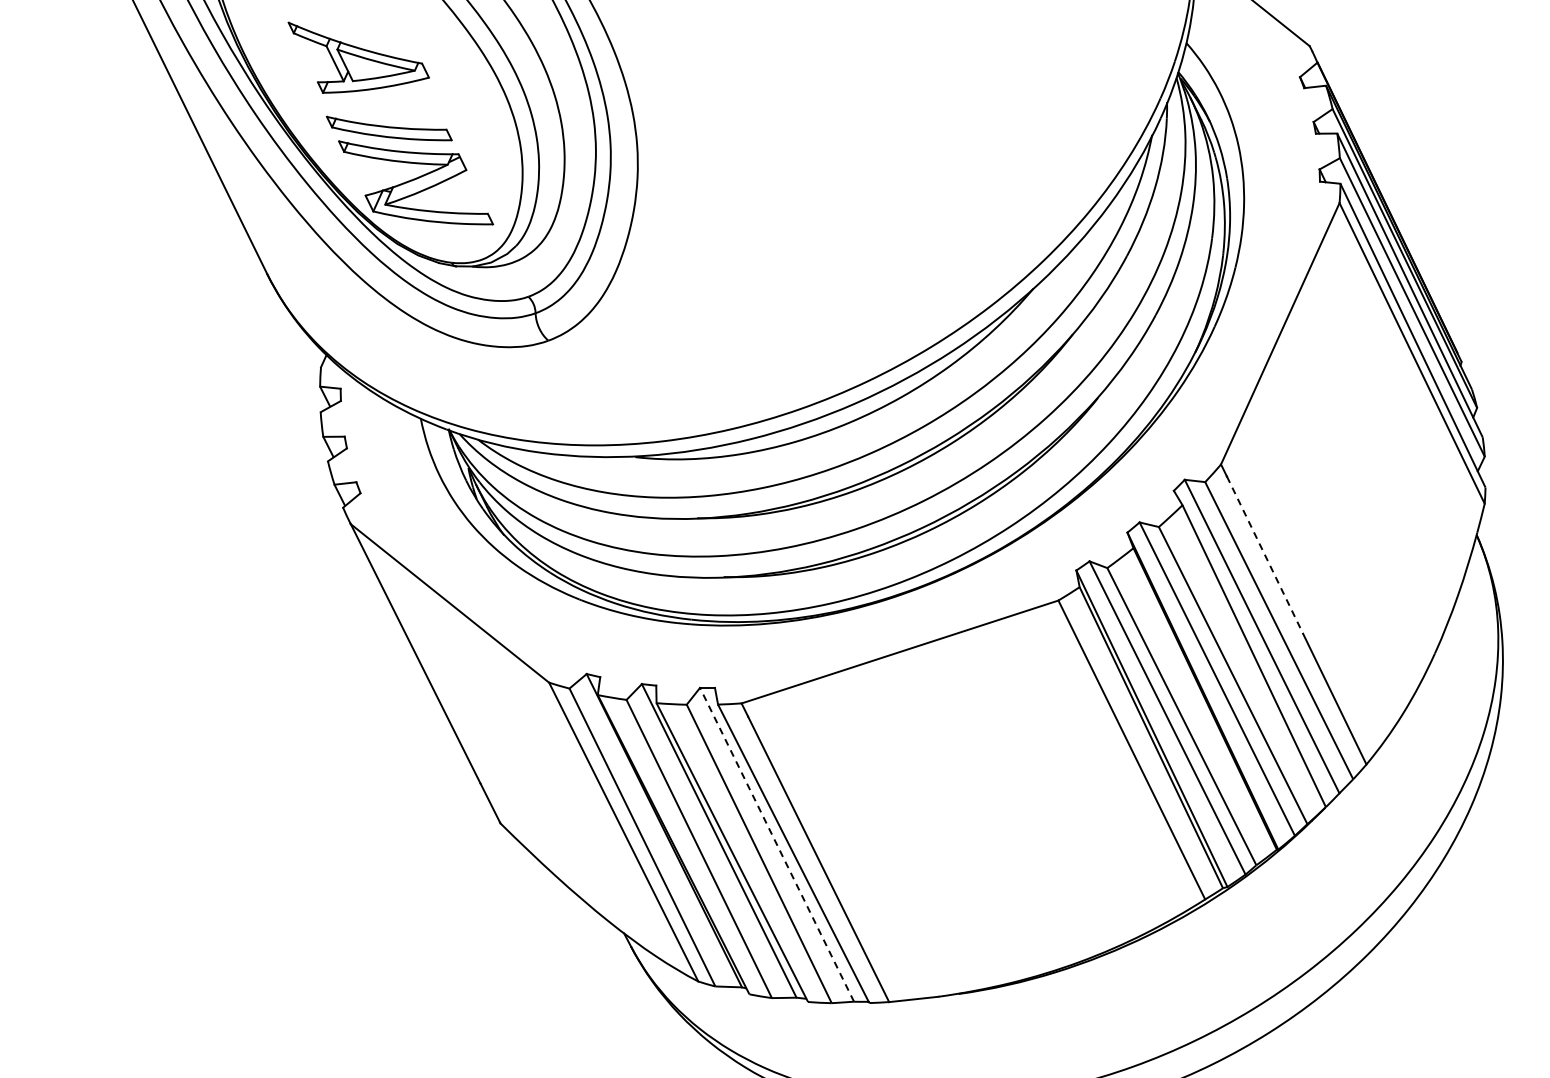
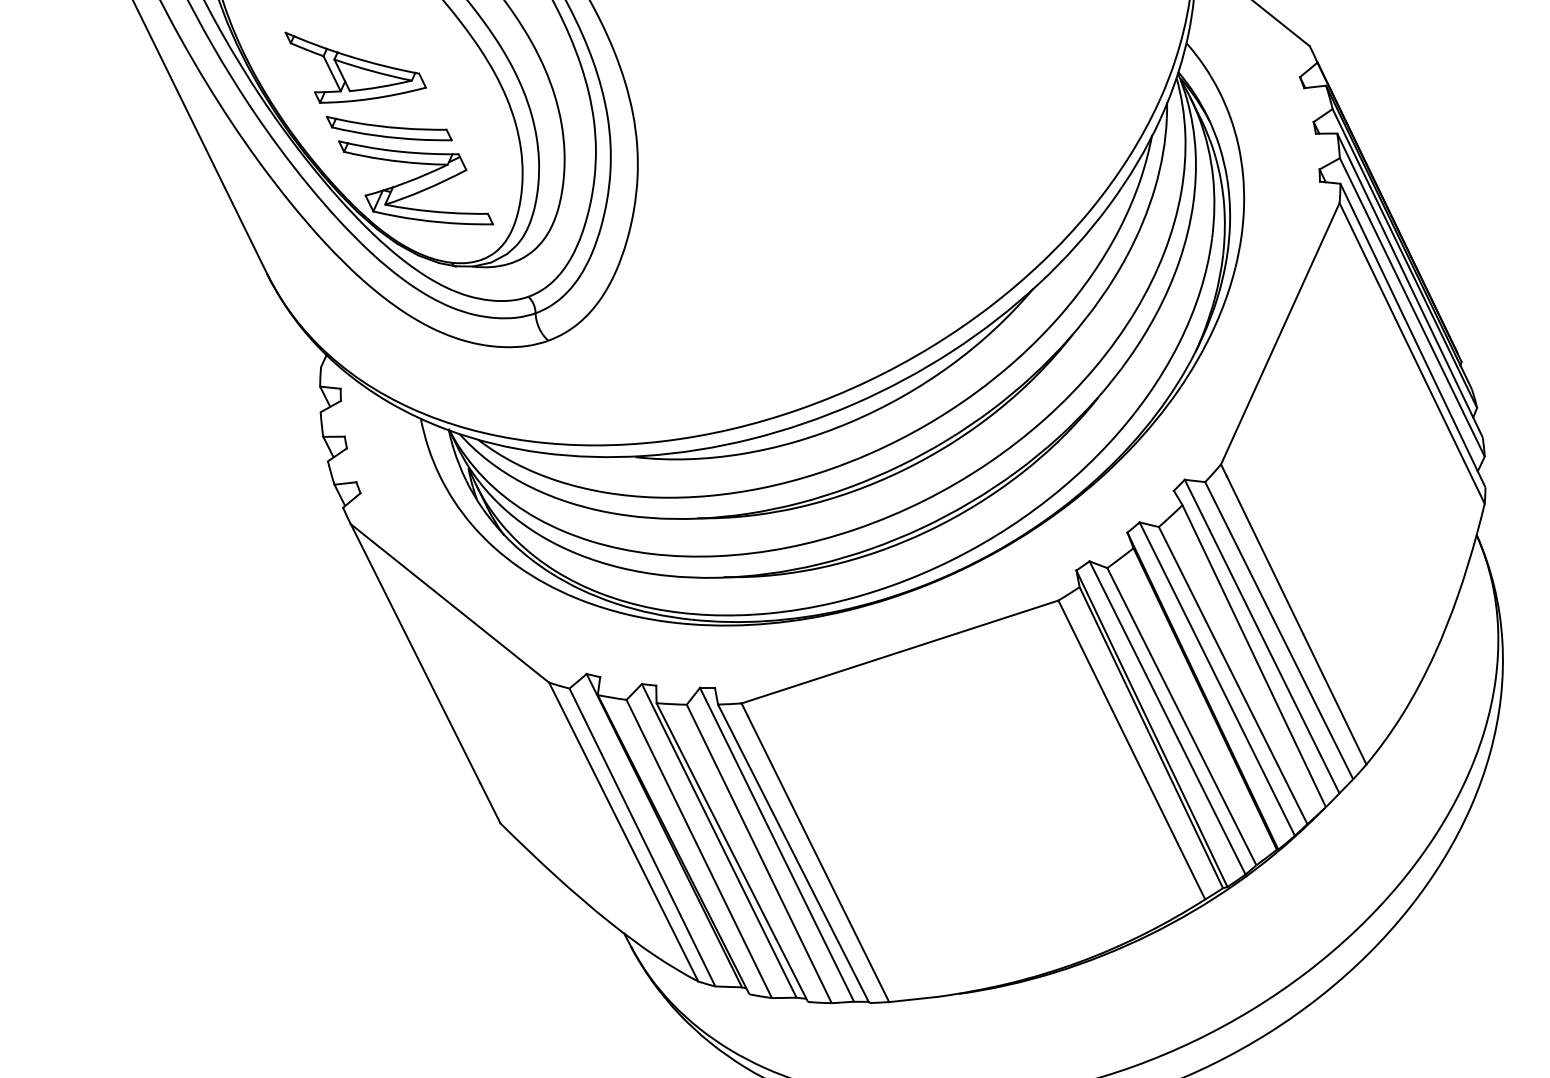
part position: (358, 57) -> (355, 67) (355, 67)
line: dashed -> solid (1265, 555)
line: dashed -> solid (777, 844)
